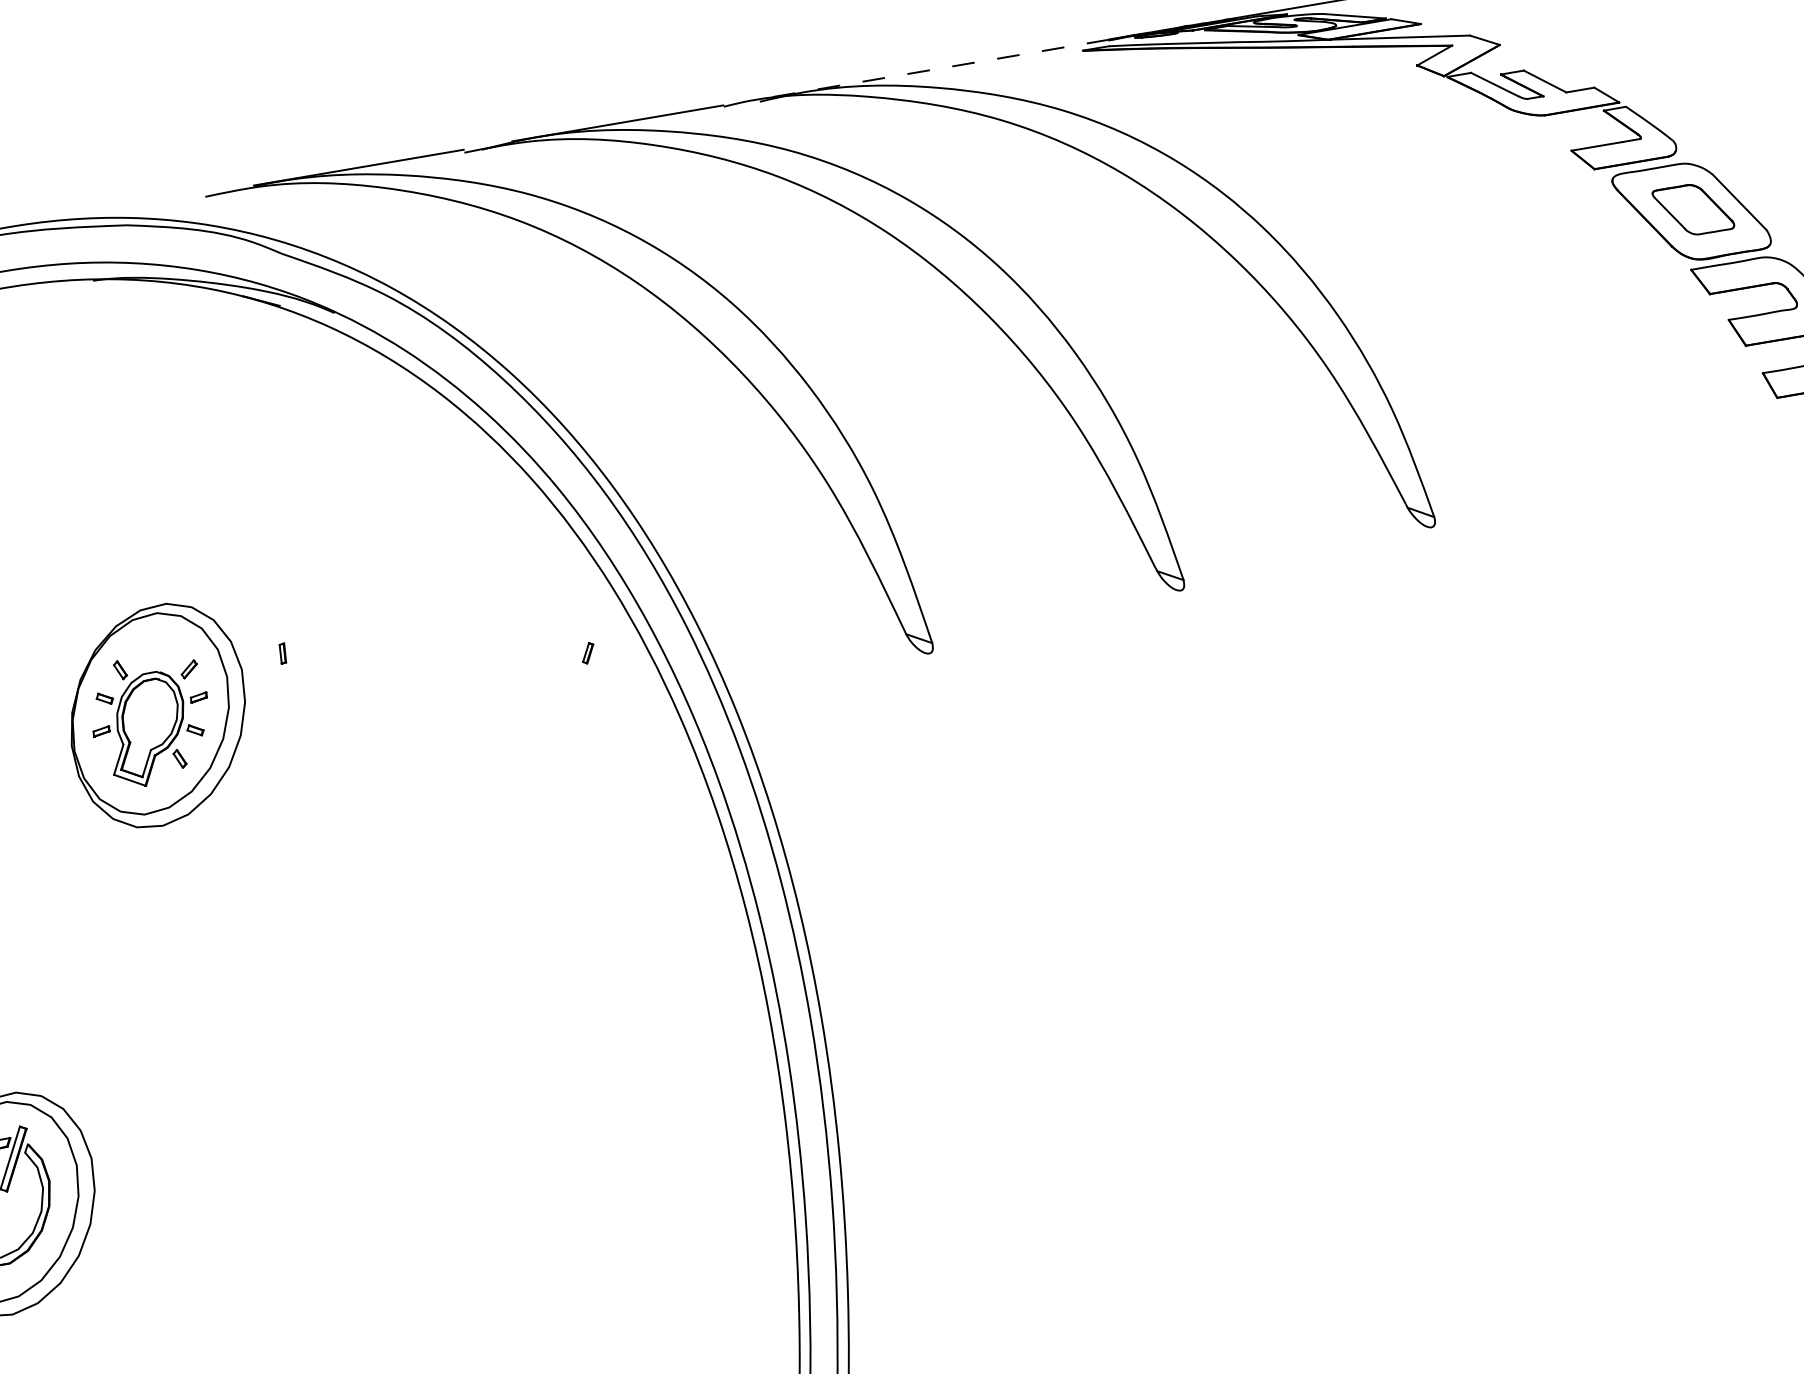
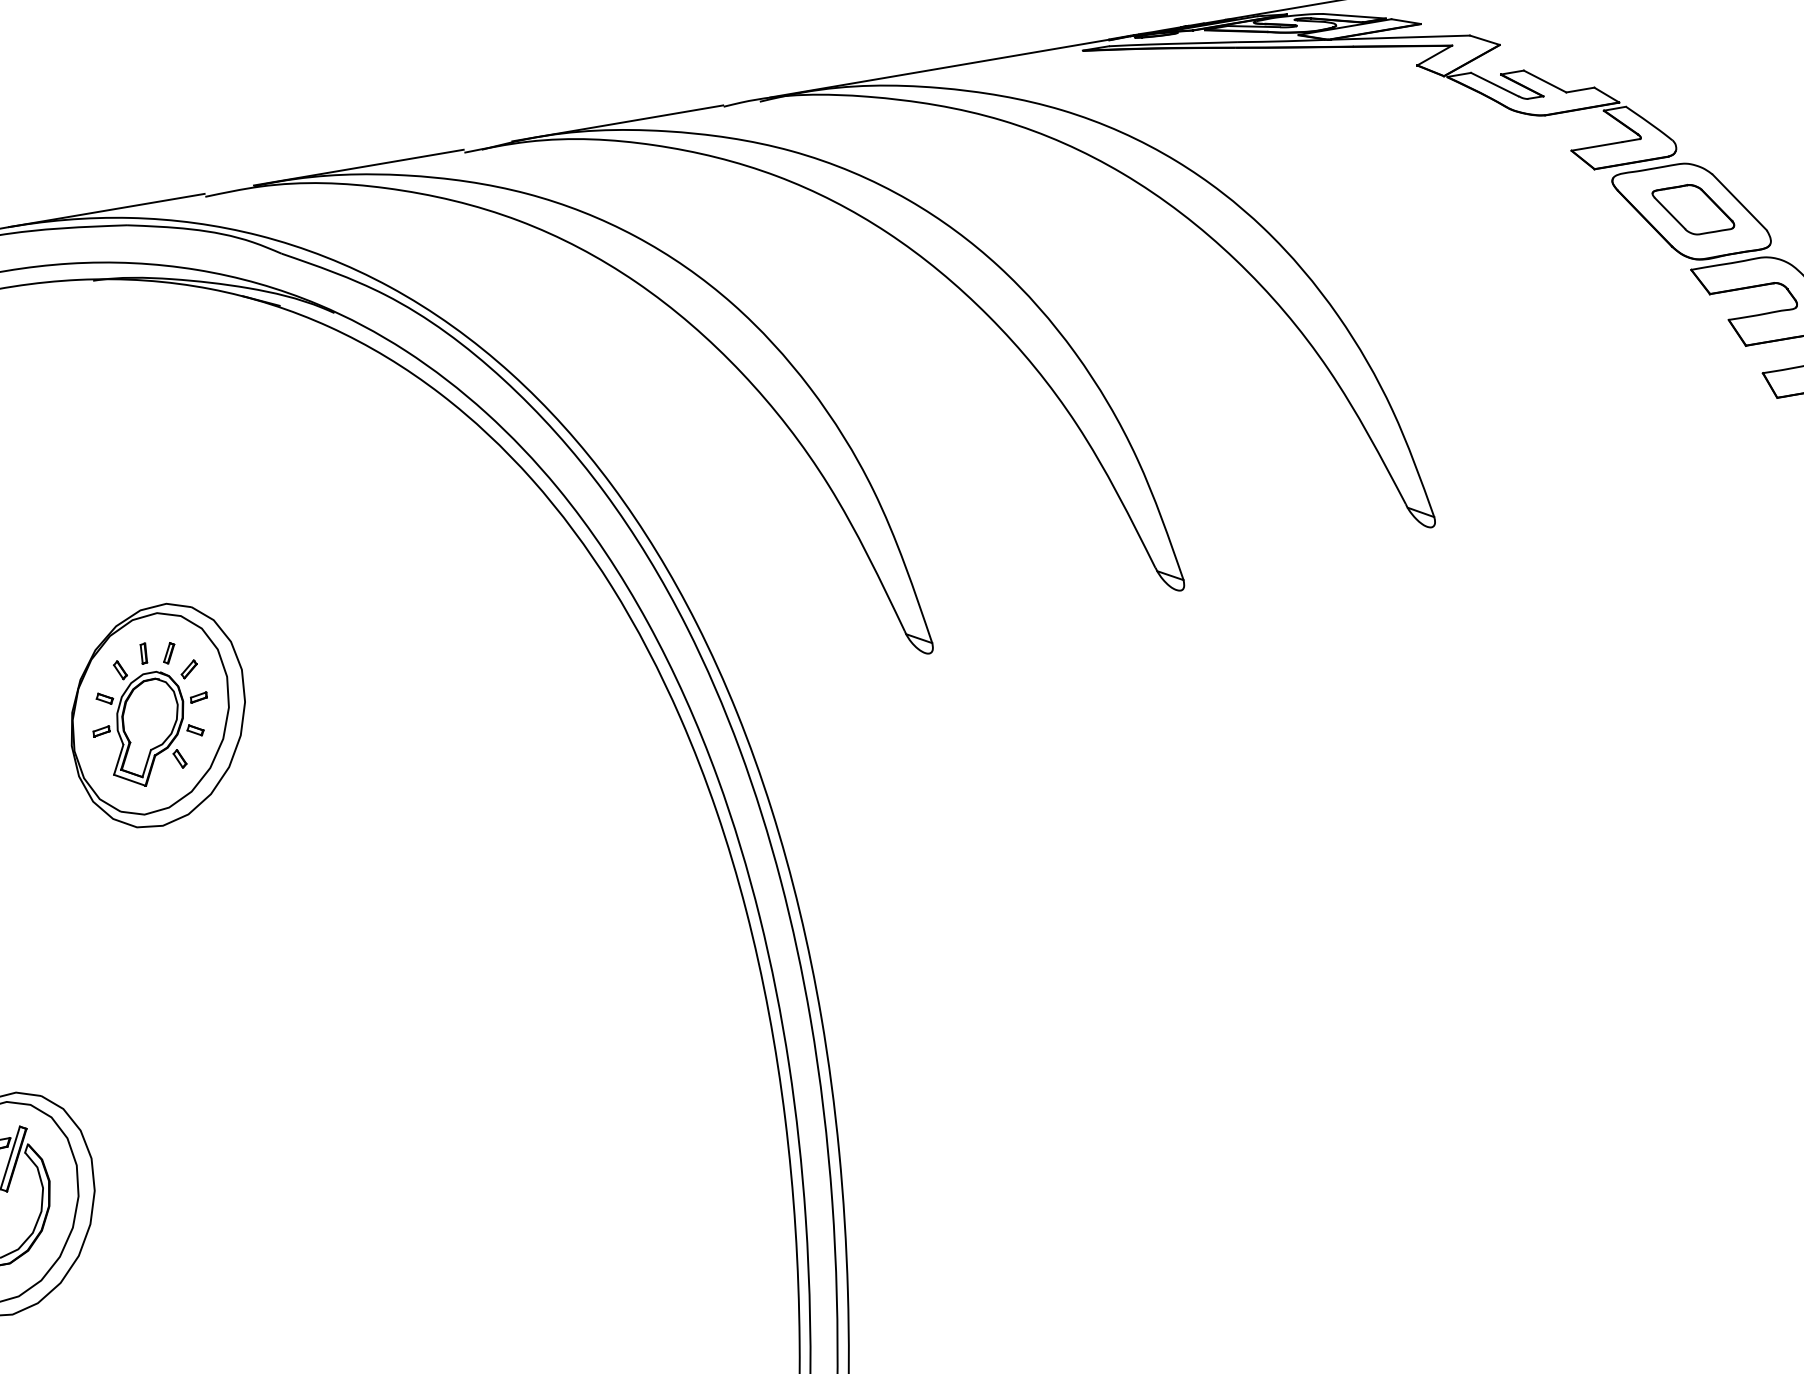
line: dashed -> solid (939, 68)
line: none -> present (106, 210)
part position: (282, 653) -> (143, 653) (143, 653)
part position: (588, 653) -> (169, 653) (169, 653)
